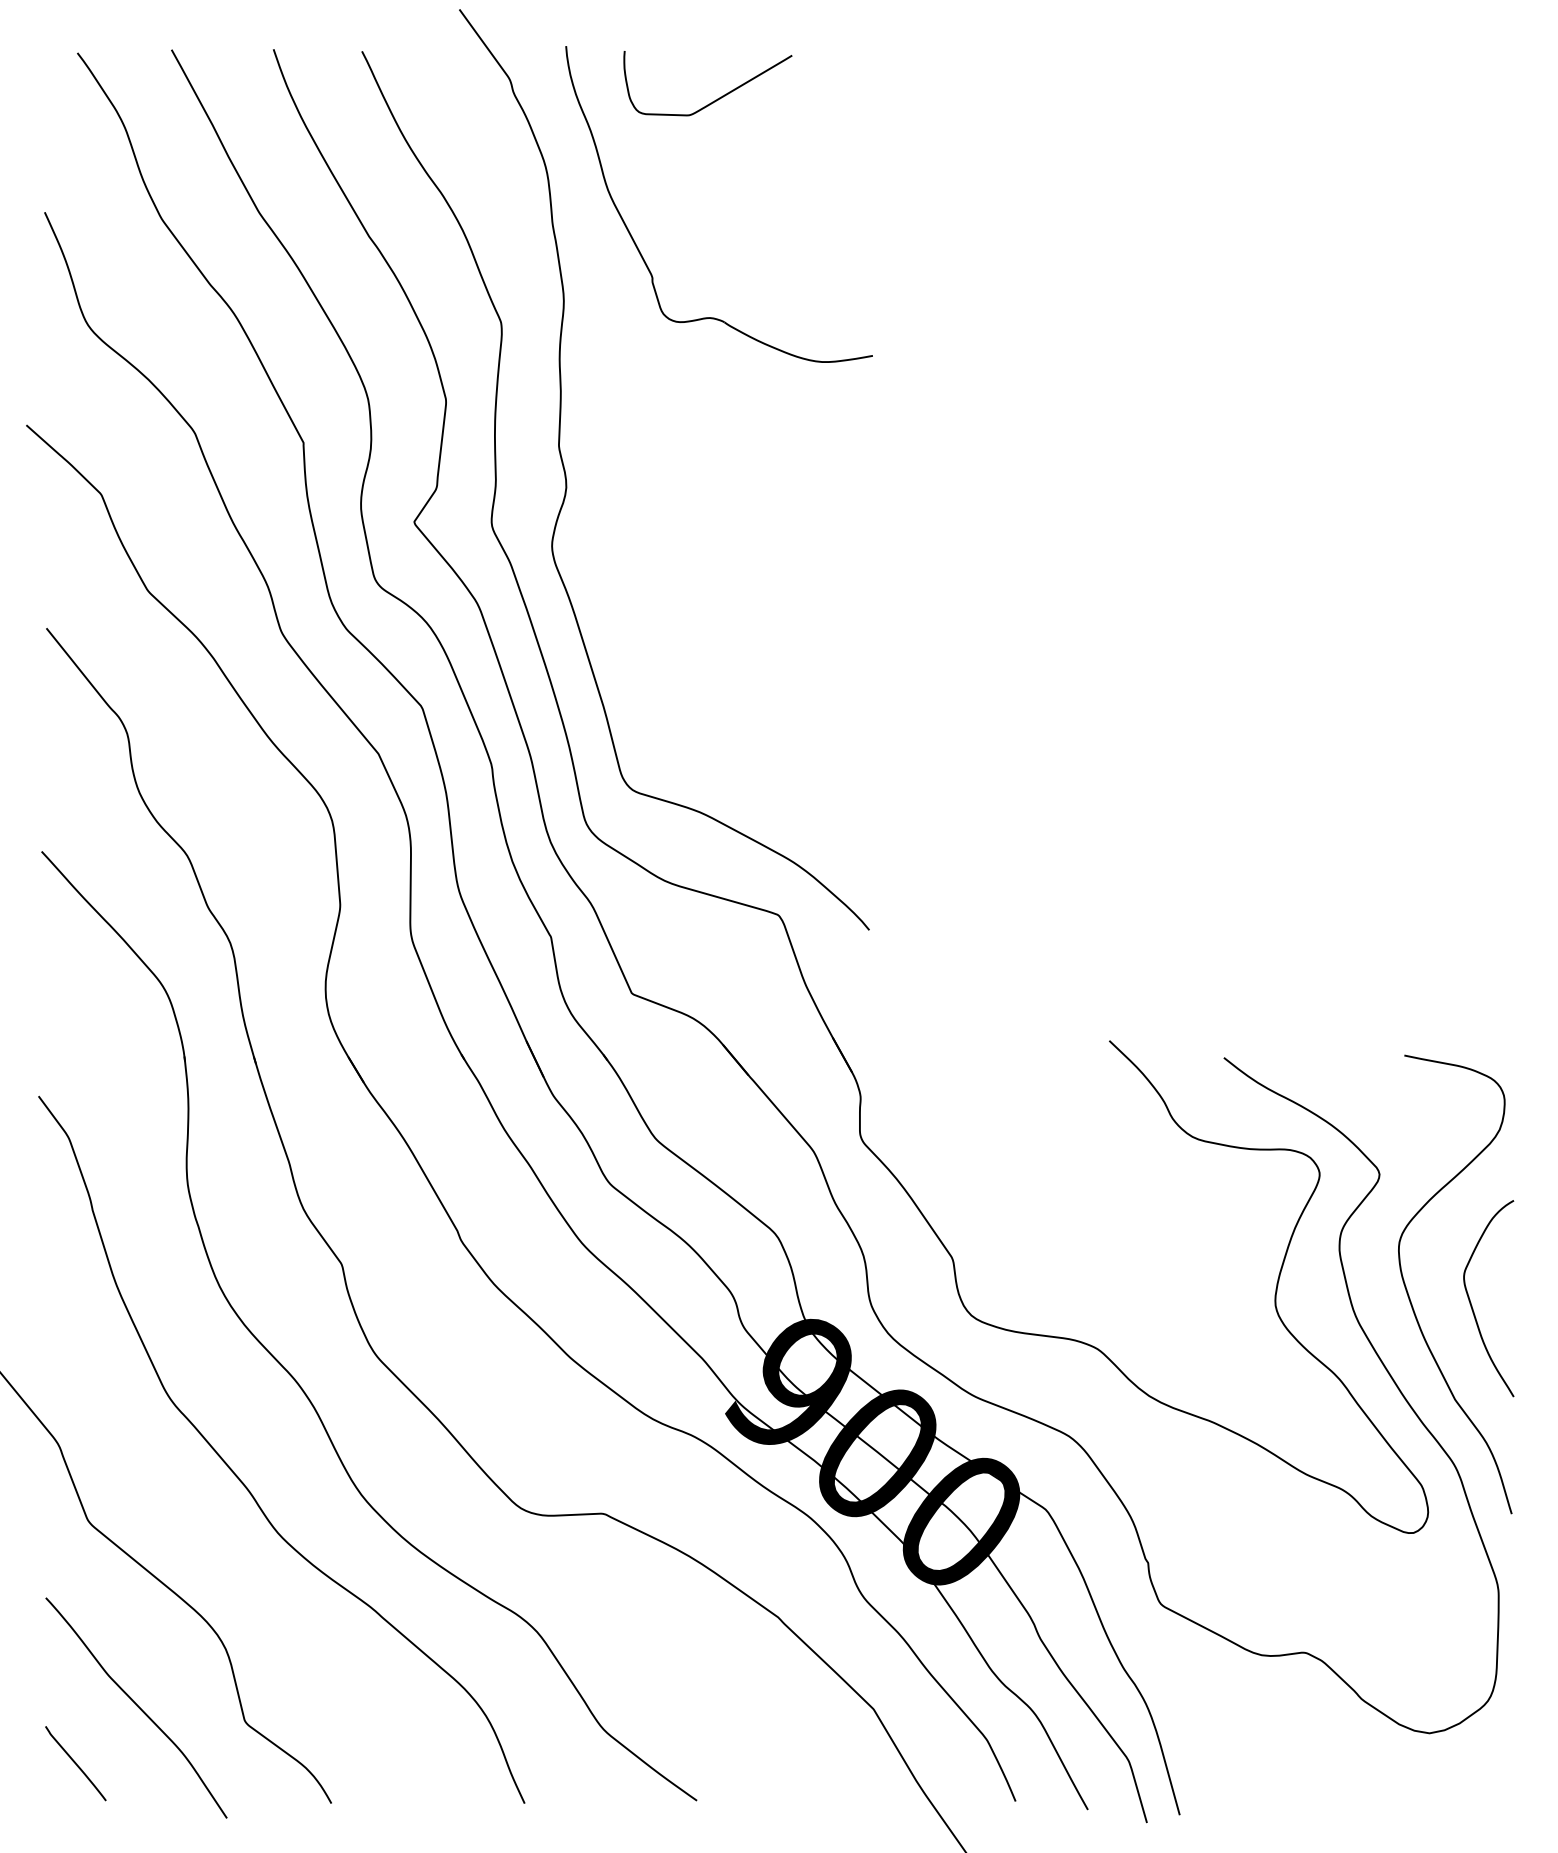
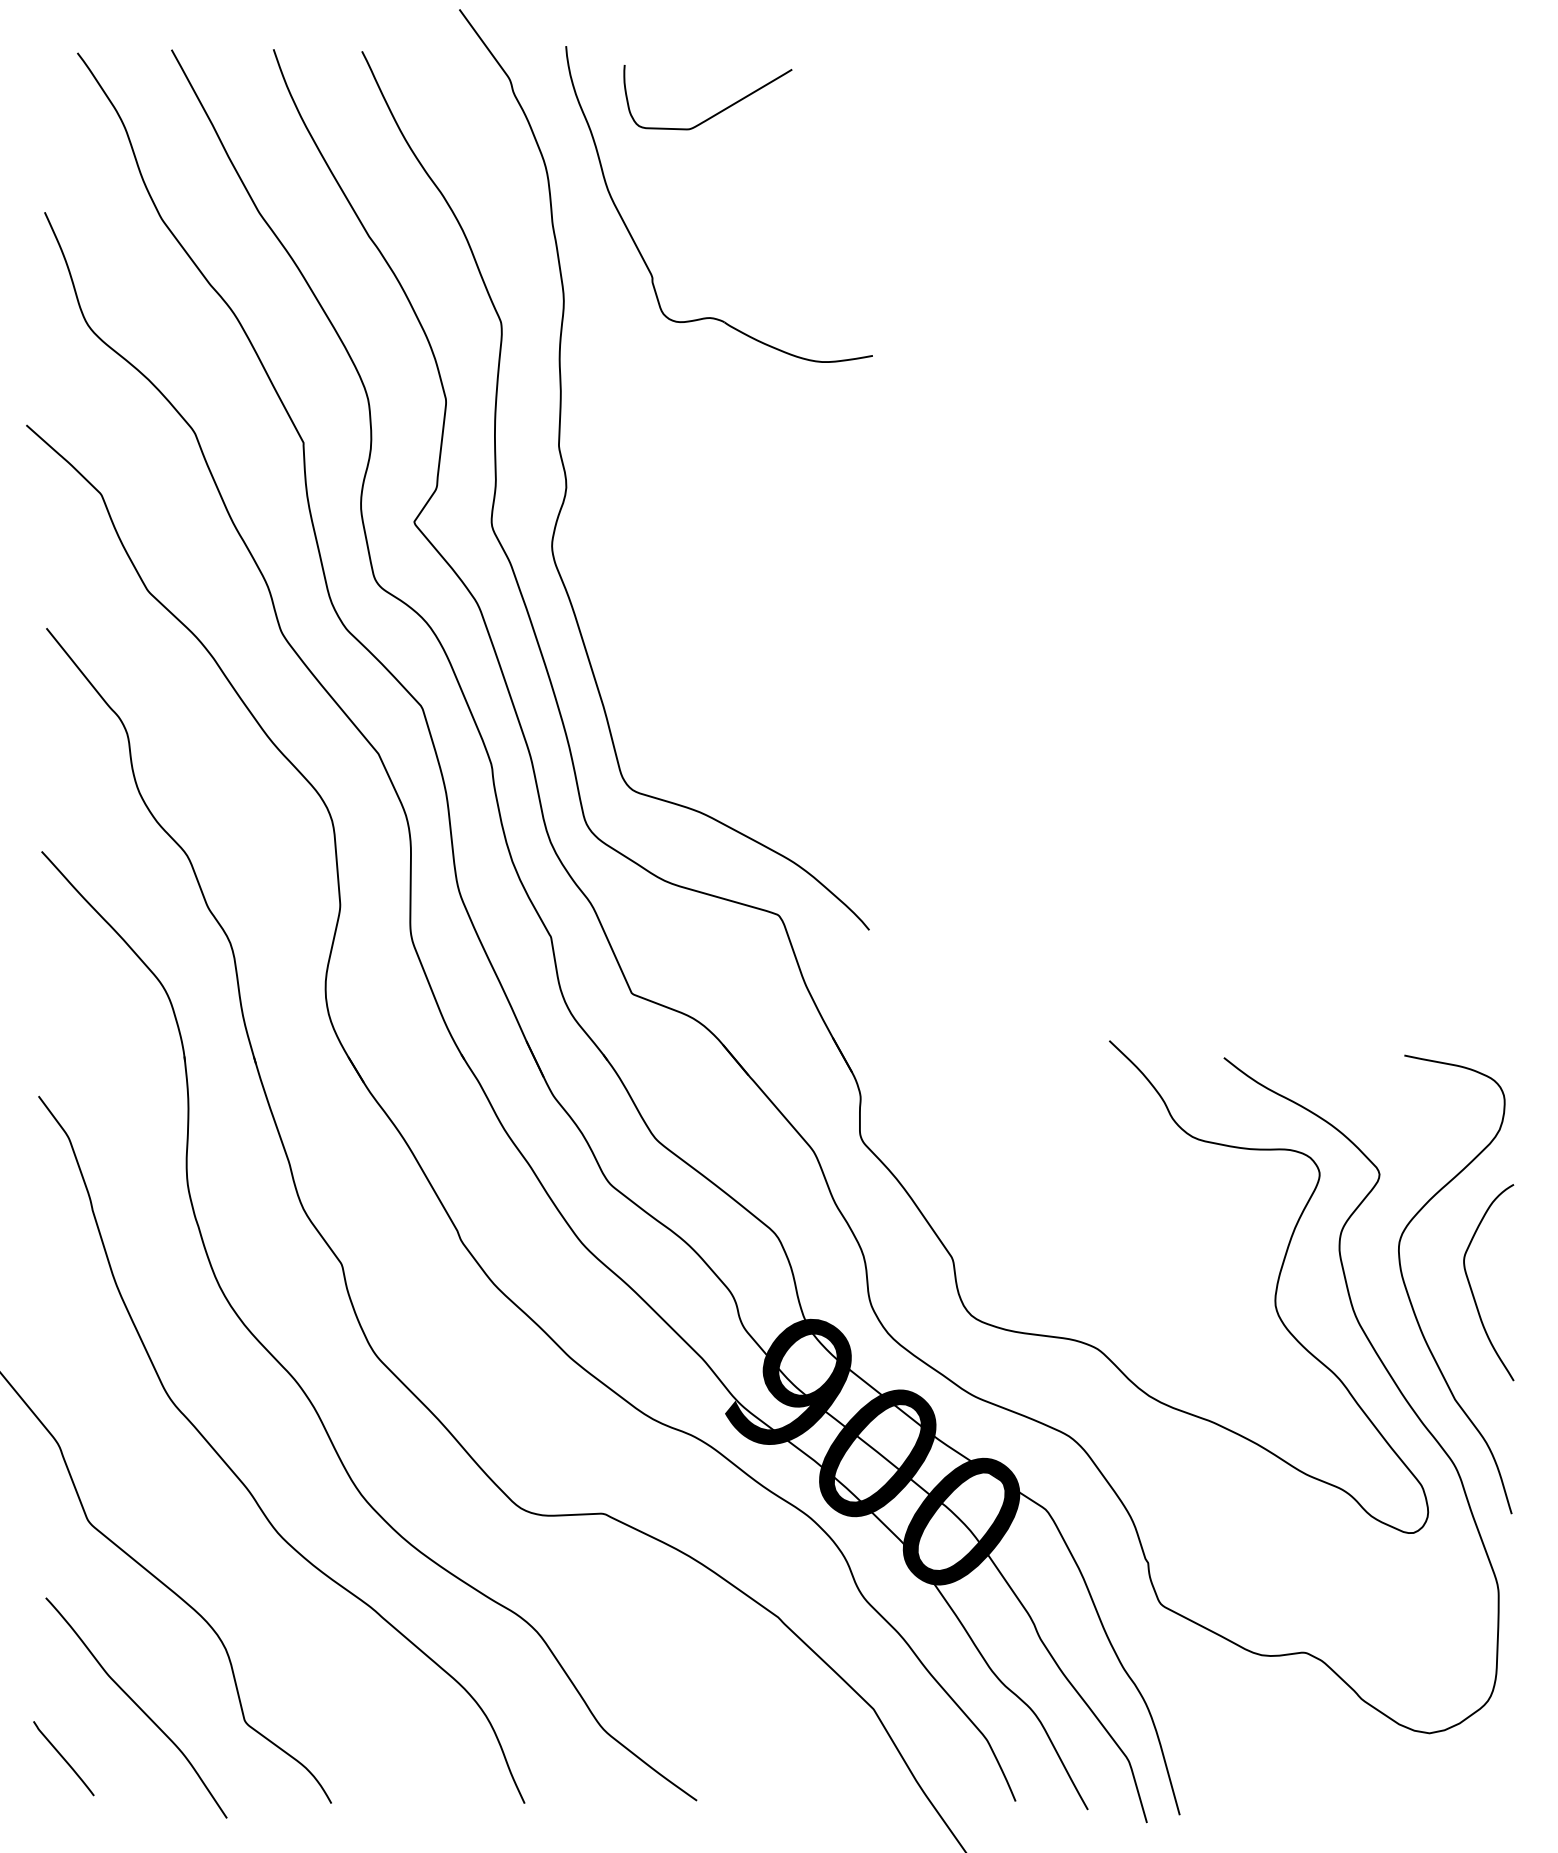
curve position: (715, 99) -> (715, 113) (715, 113)
curve position: (1471, 1302) -> (1471, 1286) (1471, 1286)
line position: (75, 1763) -> (63, 1758) (63, 1758)
